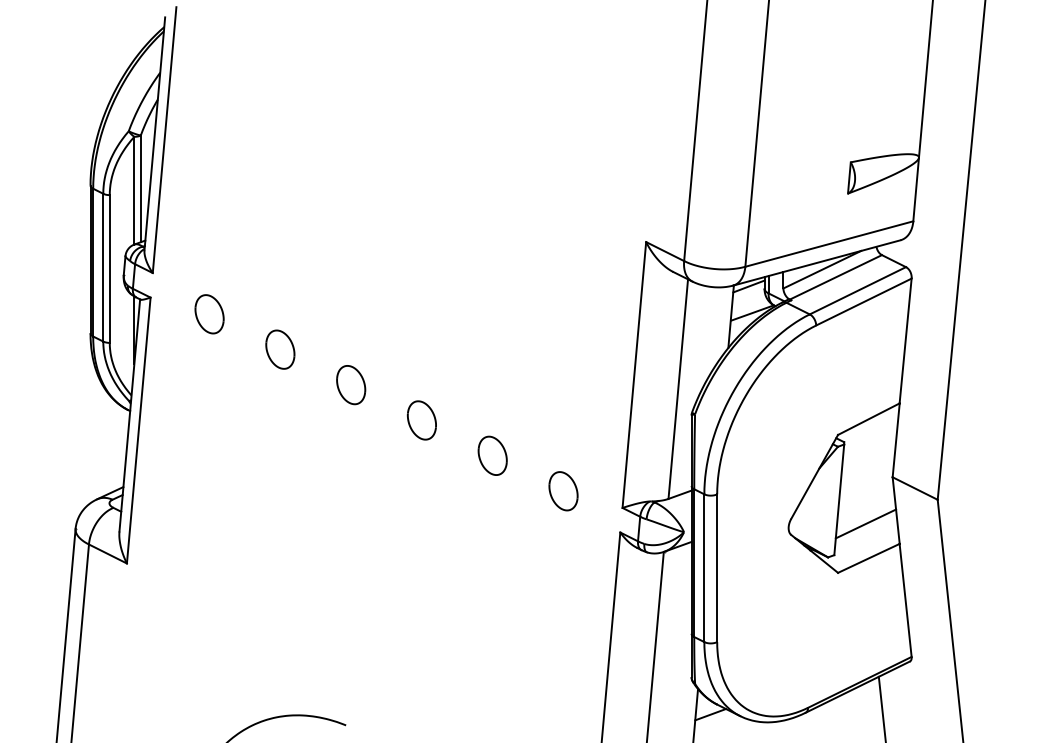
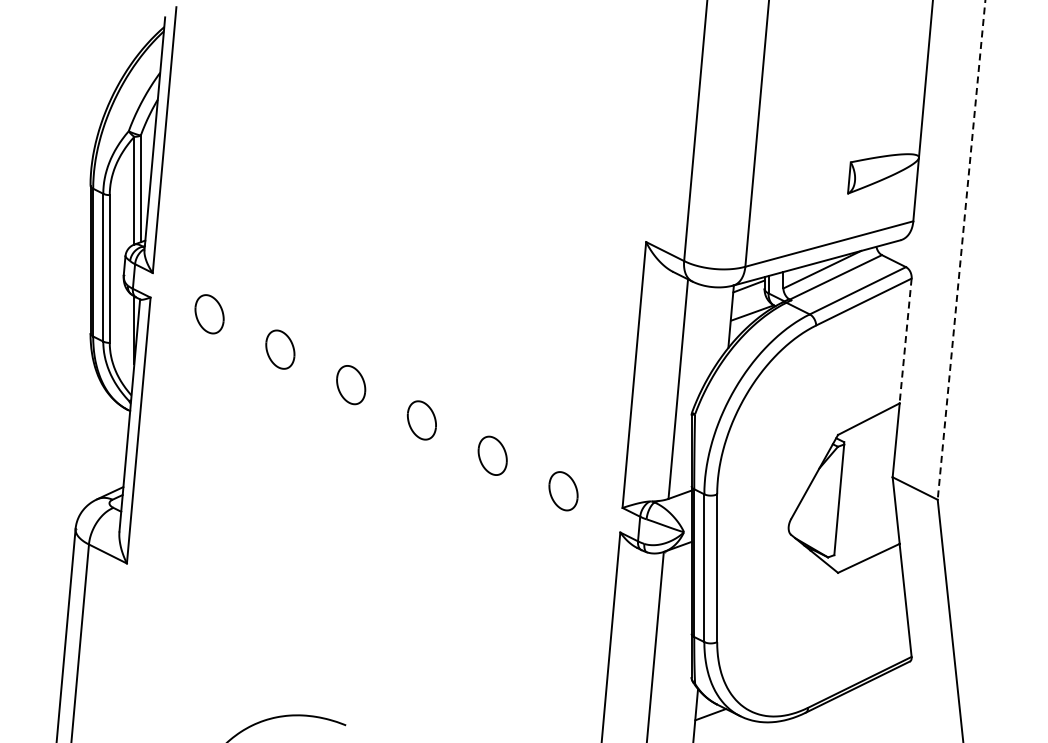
line: solid -> dashed (961, 250)
line: solid -> dashed (905, 341)
line: present -> none (865, 523)
line: present -> none (881, 707)
